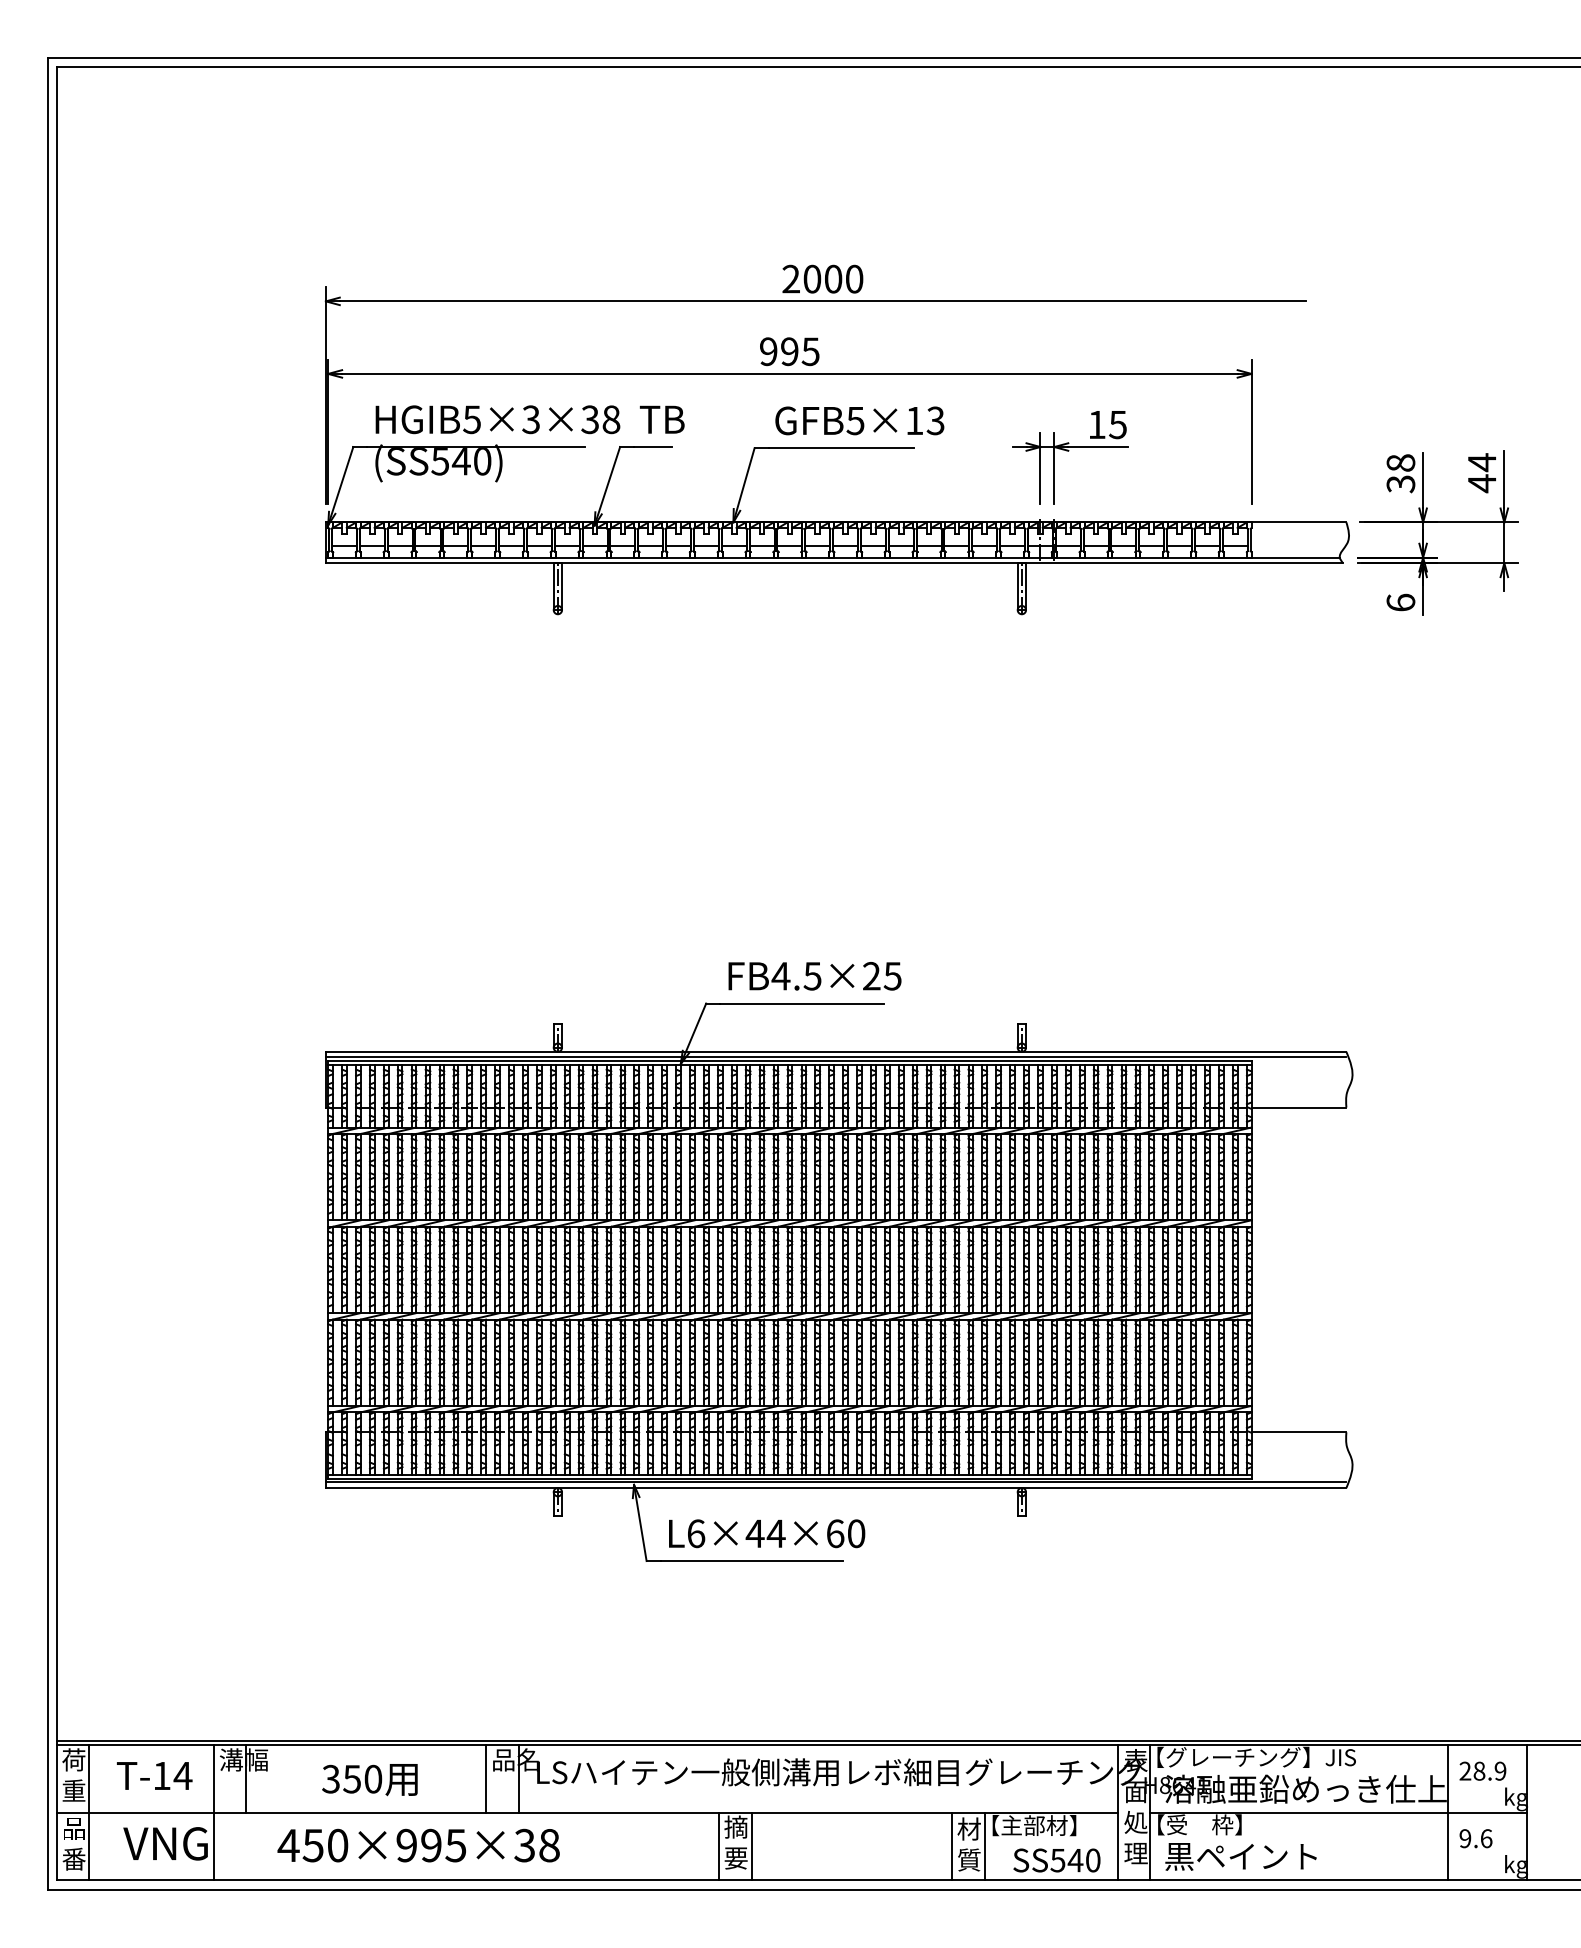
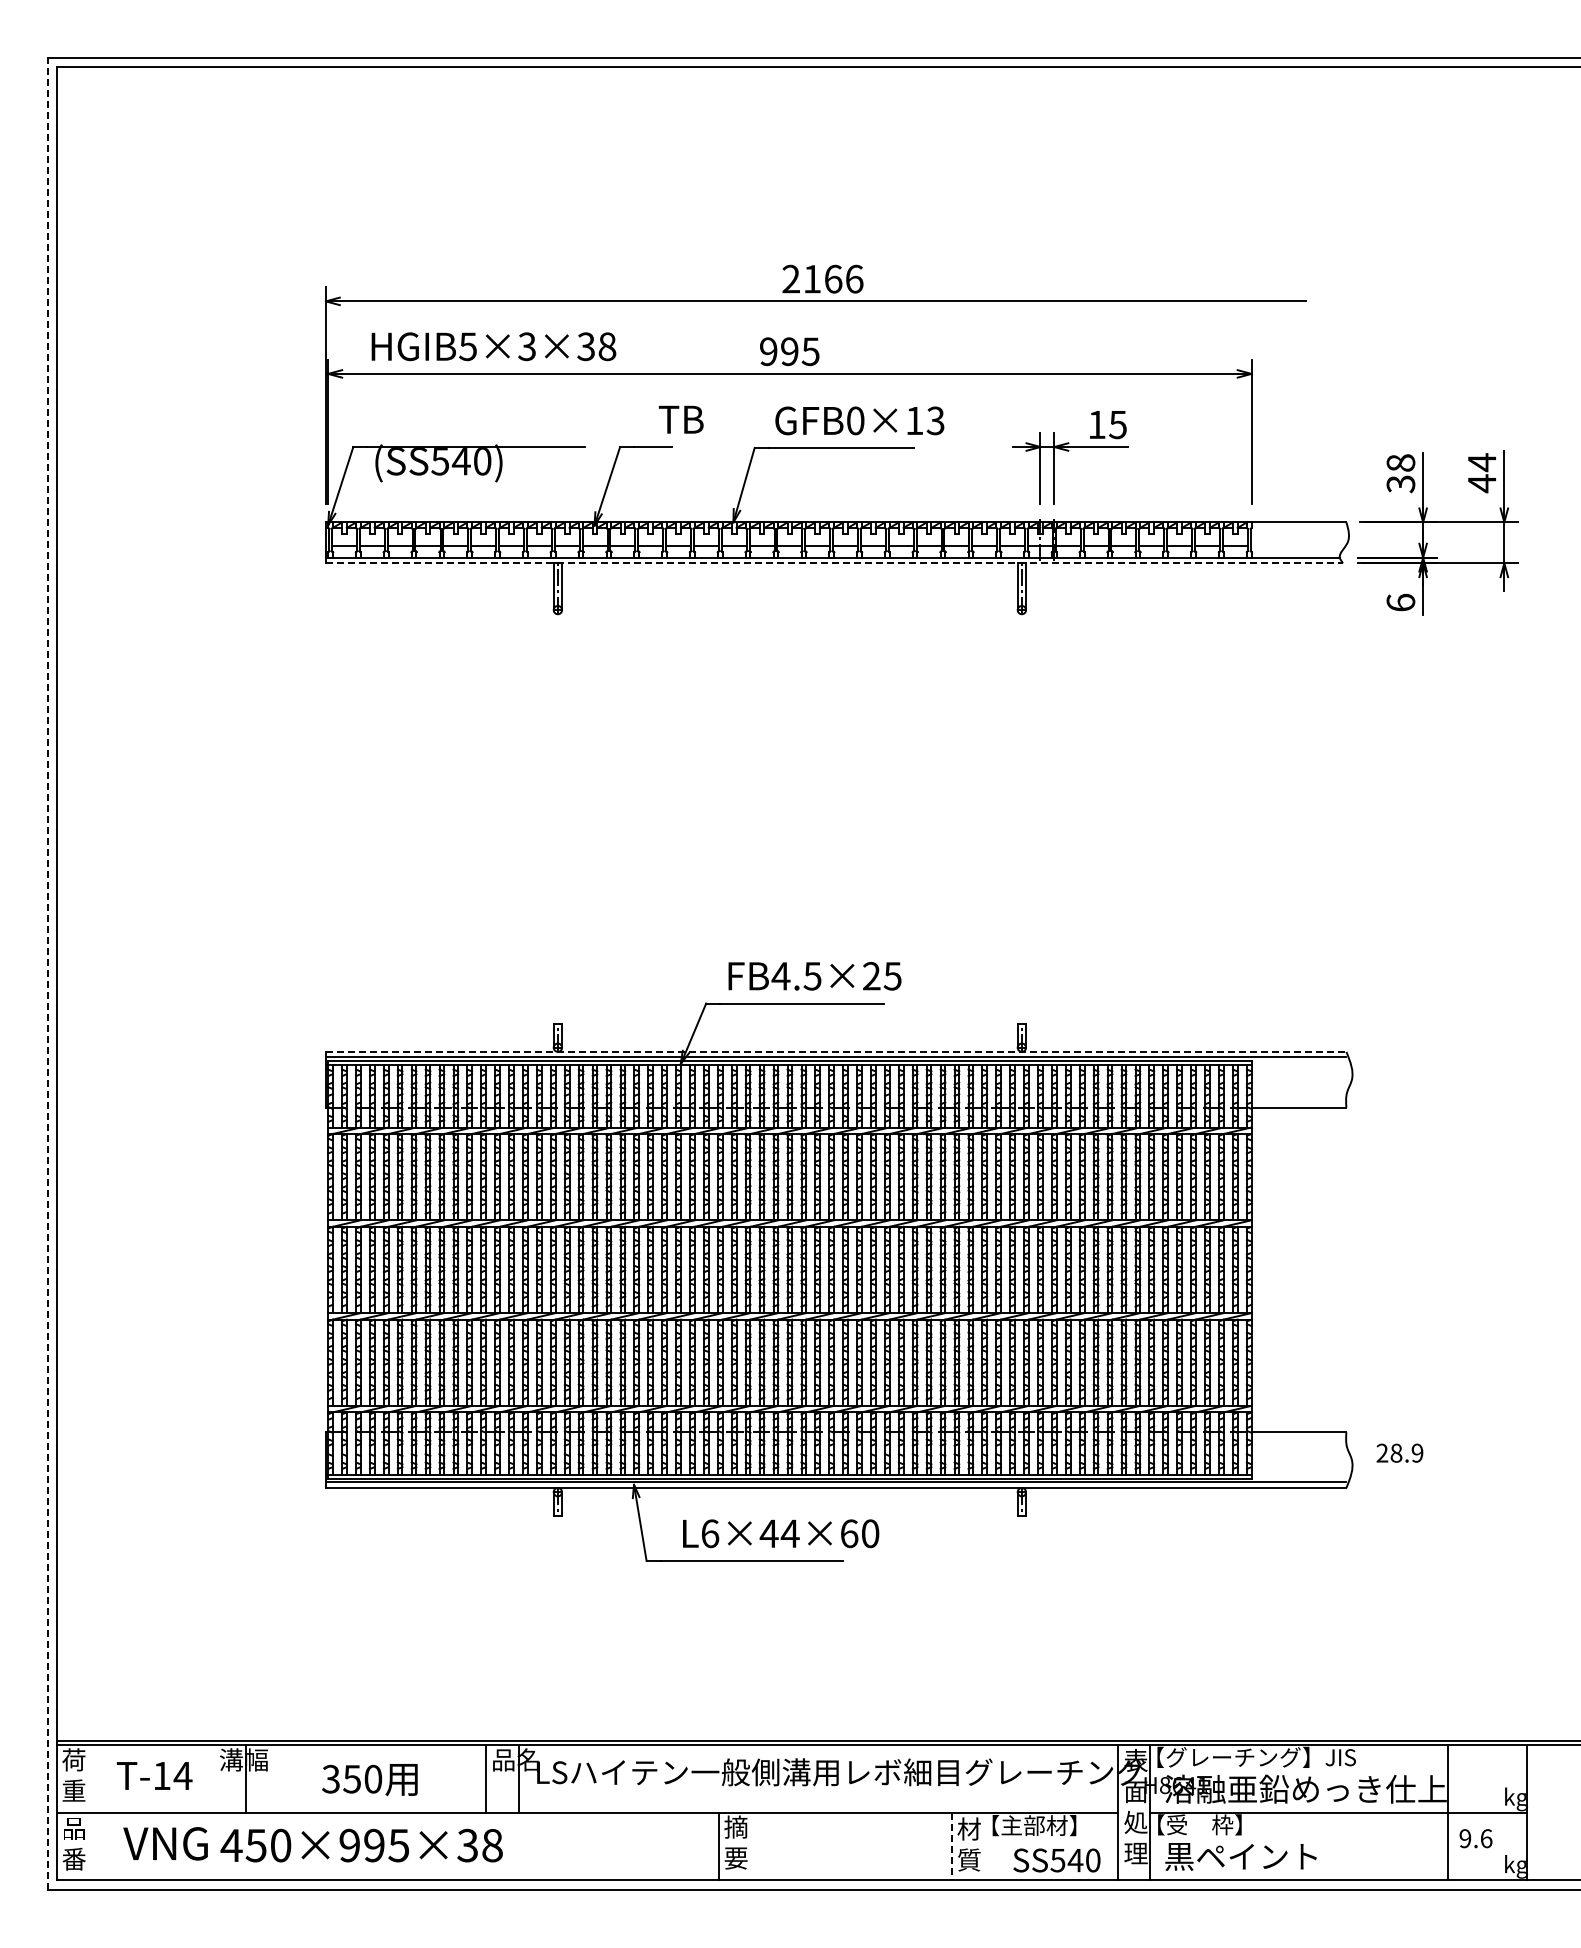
text: 2000 -> 2166 (833, 278)
text position: (497, 419) -> (493, 346) (493, 346)
text position: (661, 419) -> (680, 419) (680, 419)
text: GFB5×13 -> GFB0×13 (855, 420)
line: solid -> dashed (834, 563)
line: solid -> dashed (47, 974)
line: solid -> dashed (836, 1051)
text position: (767, 1533) -> (781, 1533) (781, 1533)
text position: (1482, 1770) -> (1399, 1452) (1399, 1452)
line: present -> none (89, 1812)
line: present -> none (213, 1812)
text position: (418, 1845) -> (361, 1845) (361, 1845)
line: present -> none (751, 1846)
line: solid -> dashed (952, 1846)
line: present -> none (984, 1846)
